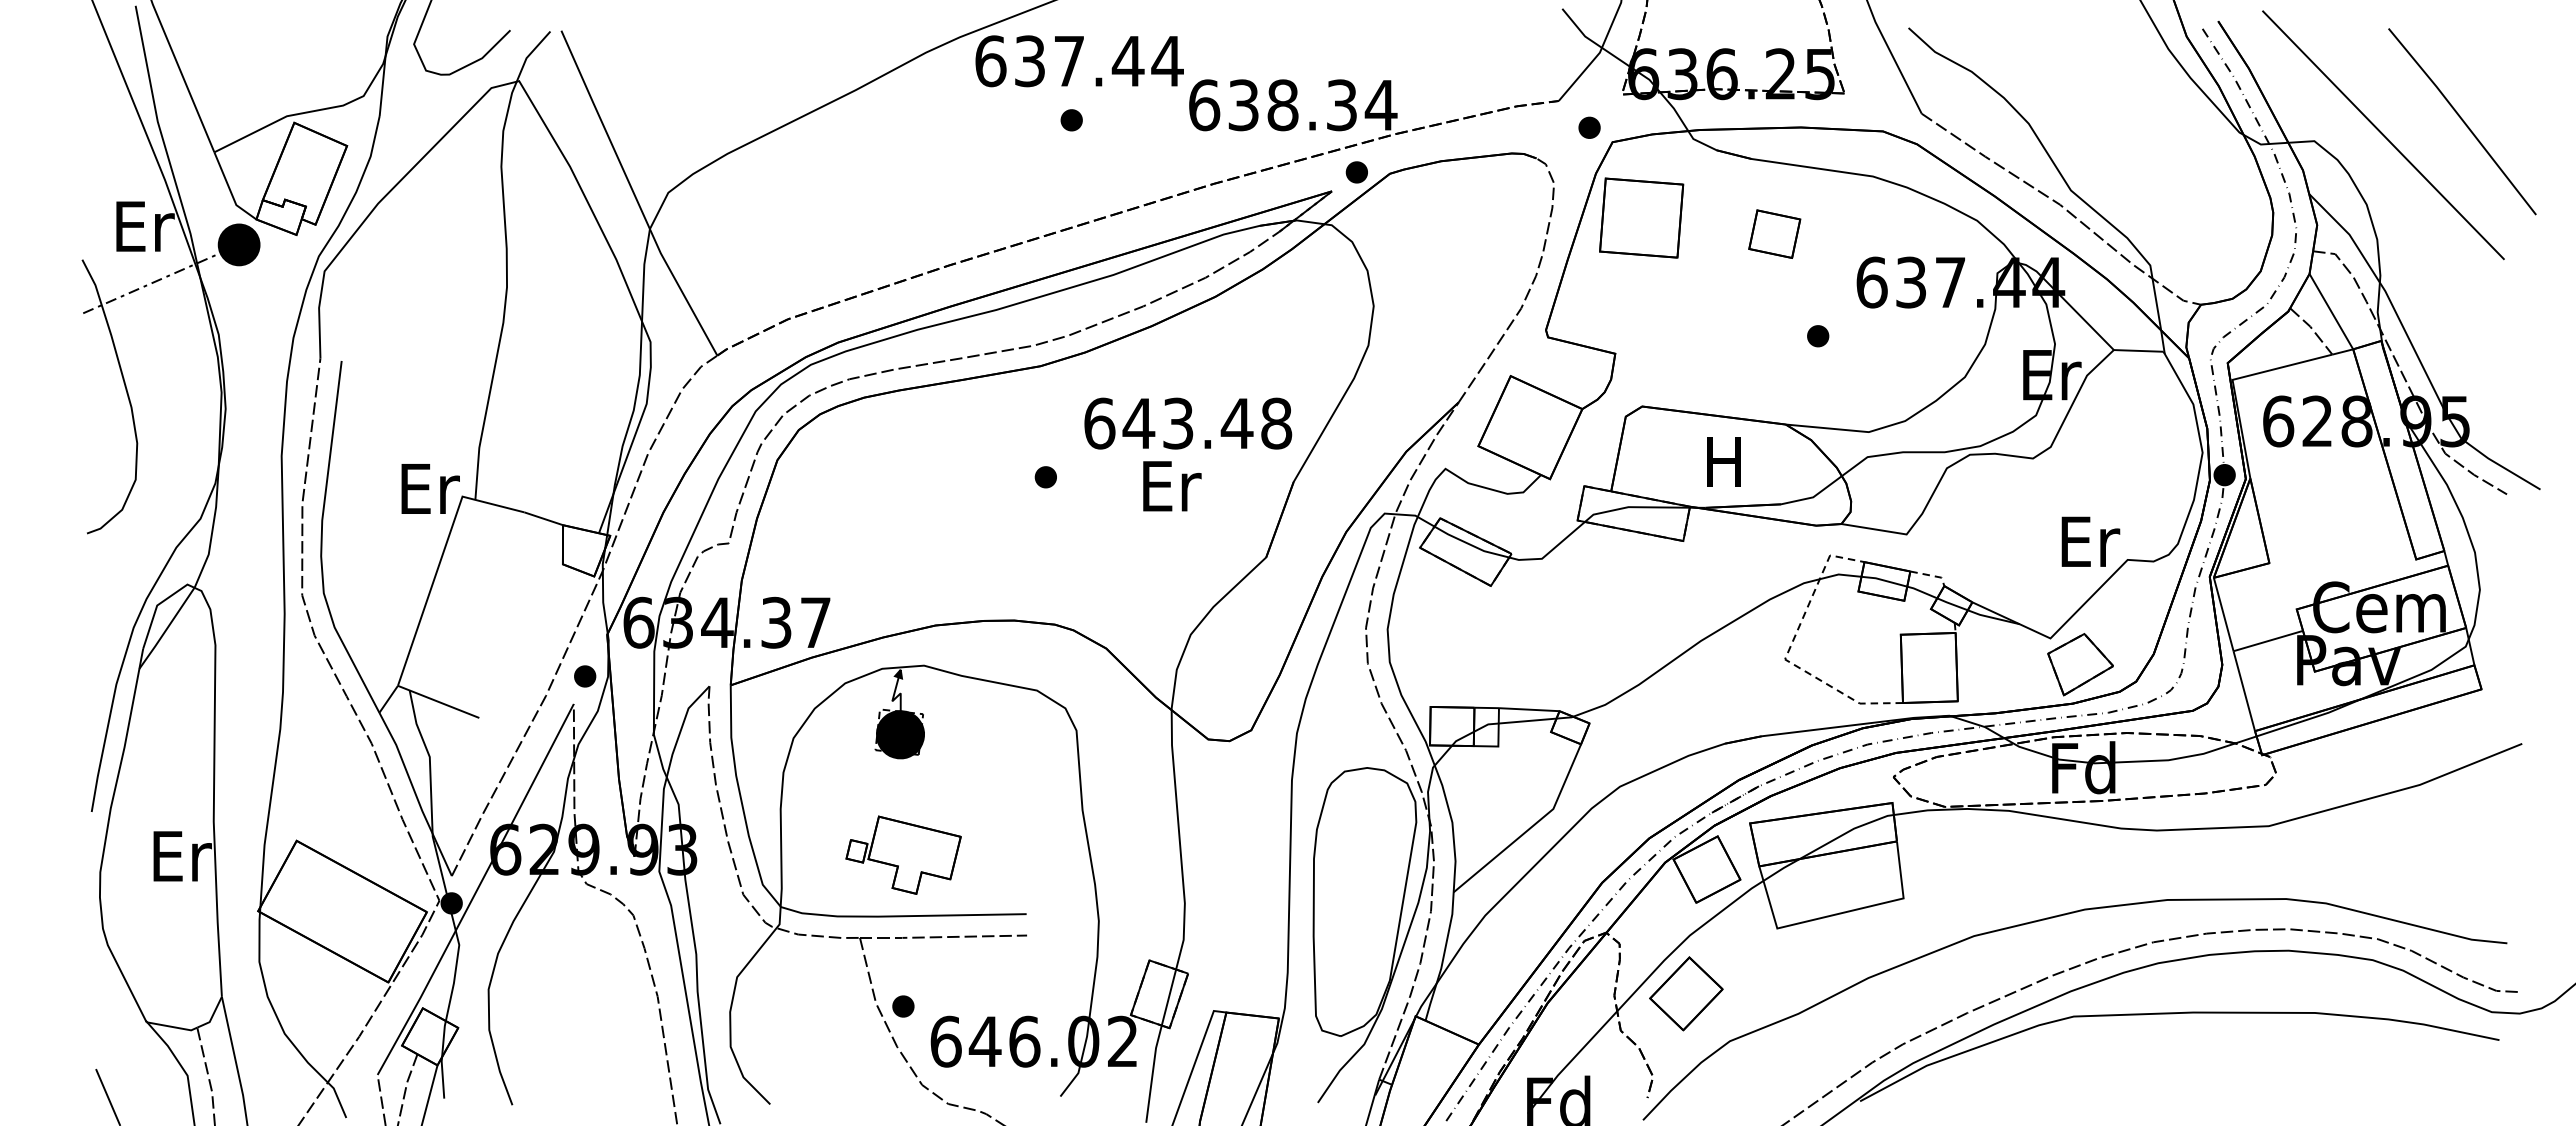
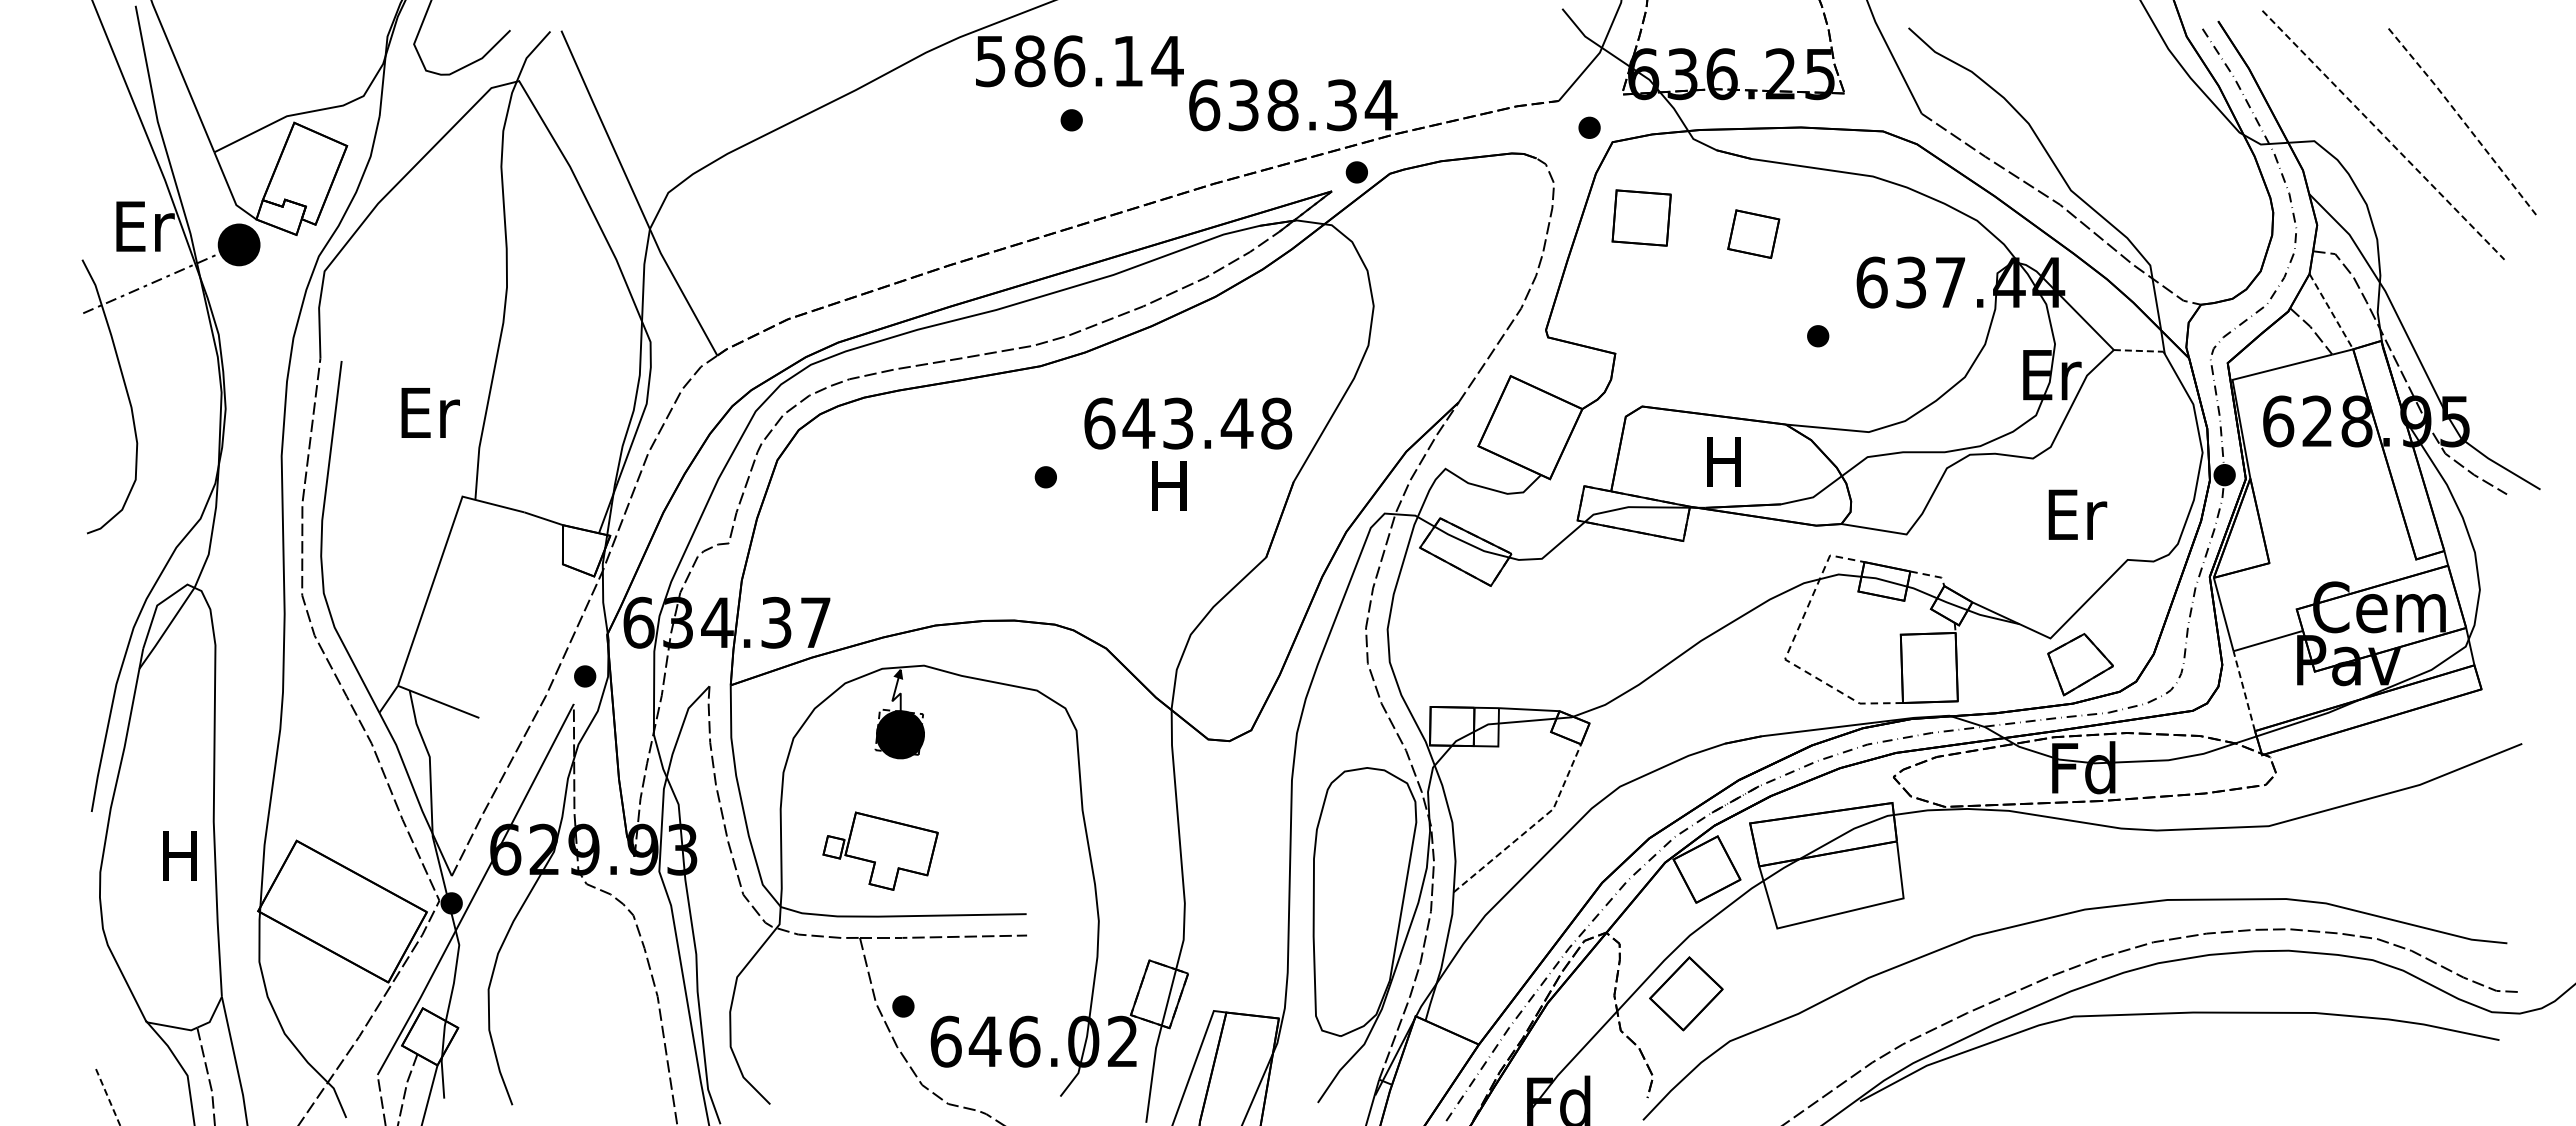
text: 637.44 -> 586.14 (1059, 61)
line: solid -> dashed (2462, 120)
line: solid -> dashed (2383, 135)
part size: 86x82 px -> 61x58 px (1641, 217)
part position: (1774, 233) -> (1753, 233) (1753, 233)
line: solid -> dashed (2331, 311)
line: solid -> dashed (2138, 350)
text: Er -> H (1172, 486)
text position: (430, 488) -> (430, 412) (430, 412)
text position: (2090, 541) -> (2077, 514) (2077, 514)
line: solid -> dashed (2244, 690)
line: solid -> dashed (1531, 827)
part position: (903, 854) -> (880, 850) (880, 850)
text: Er -> H (182, 856)
line: solid -> dashed (108, 1097)
